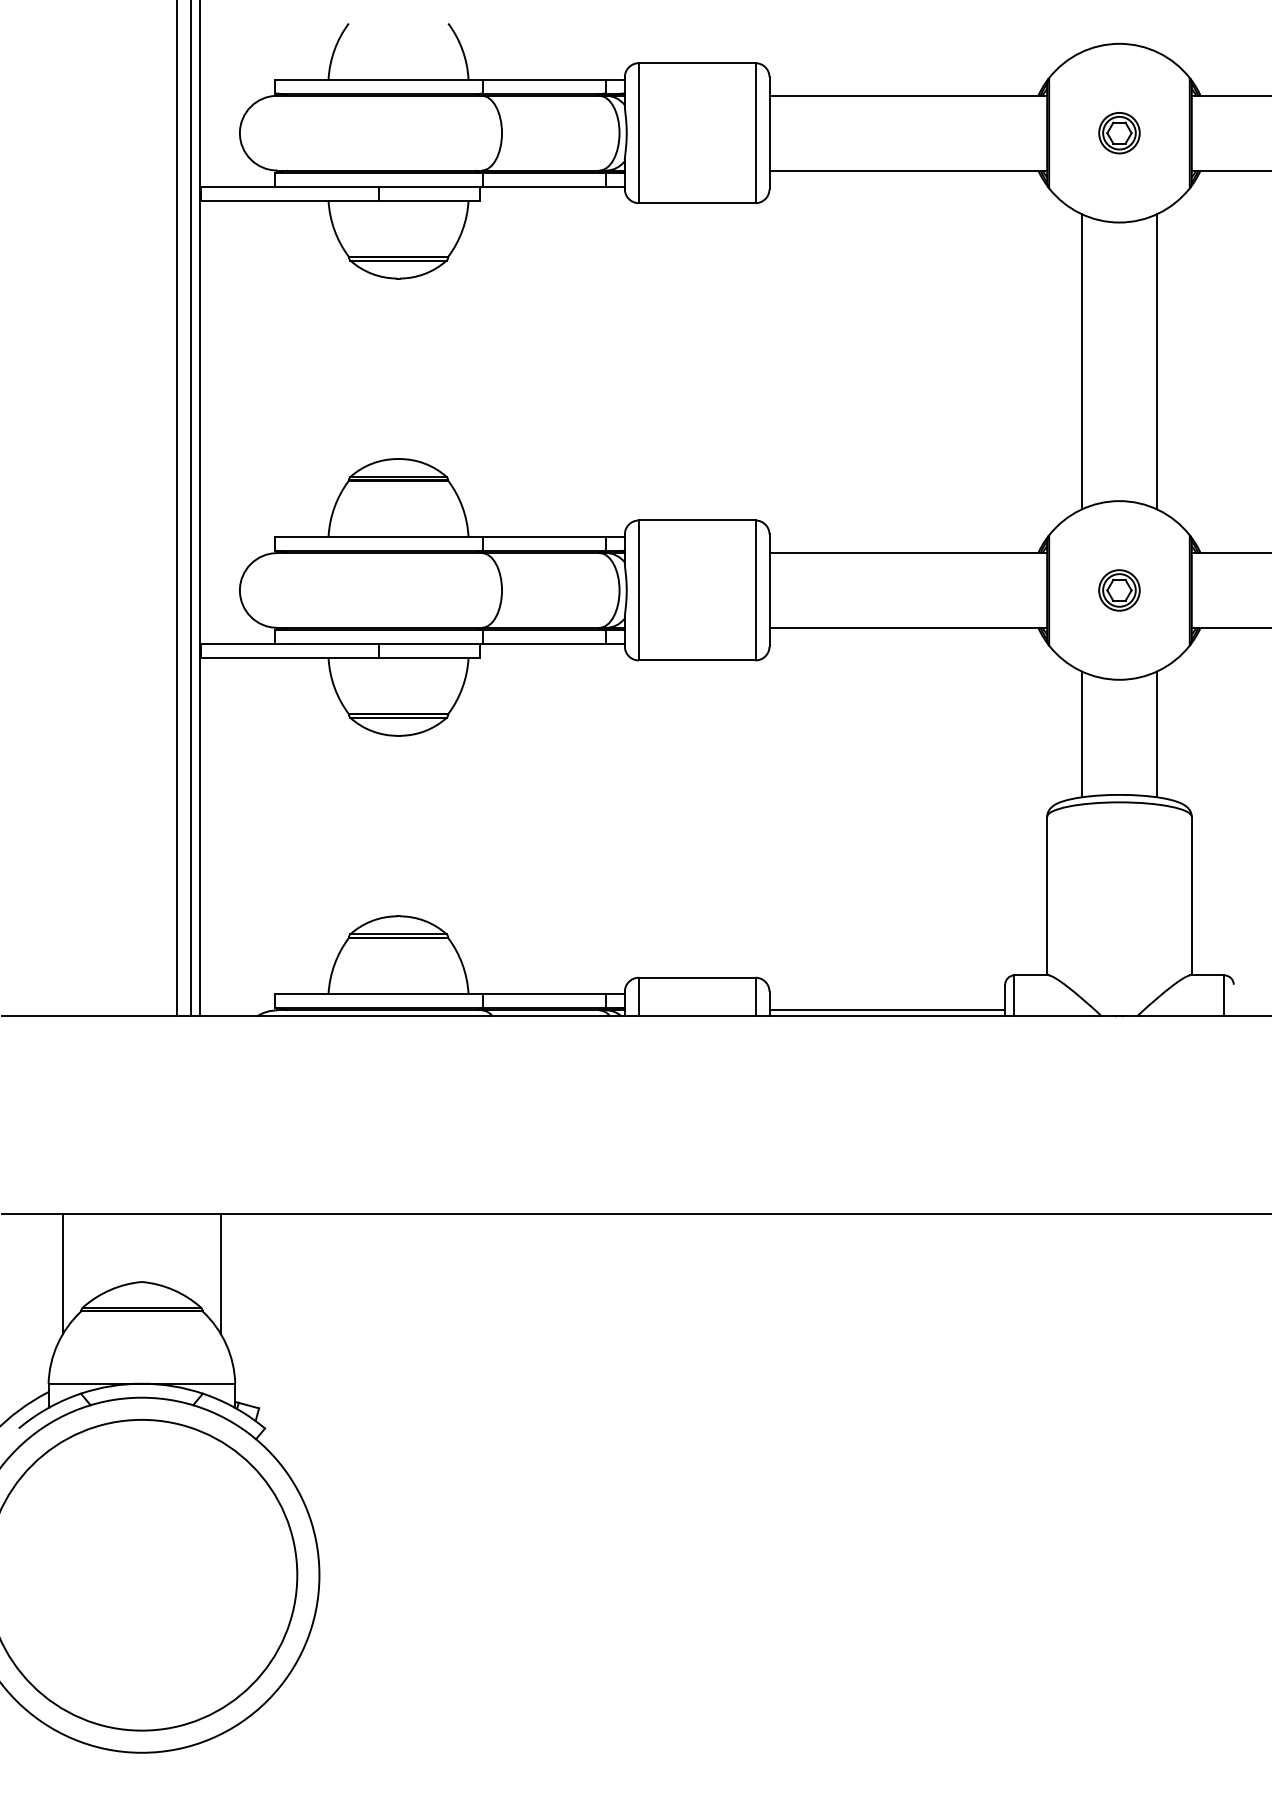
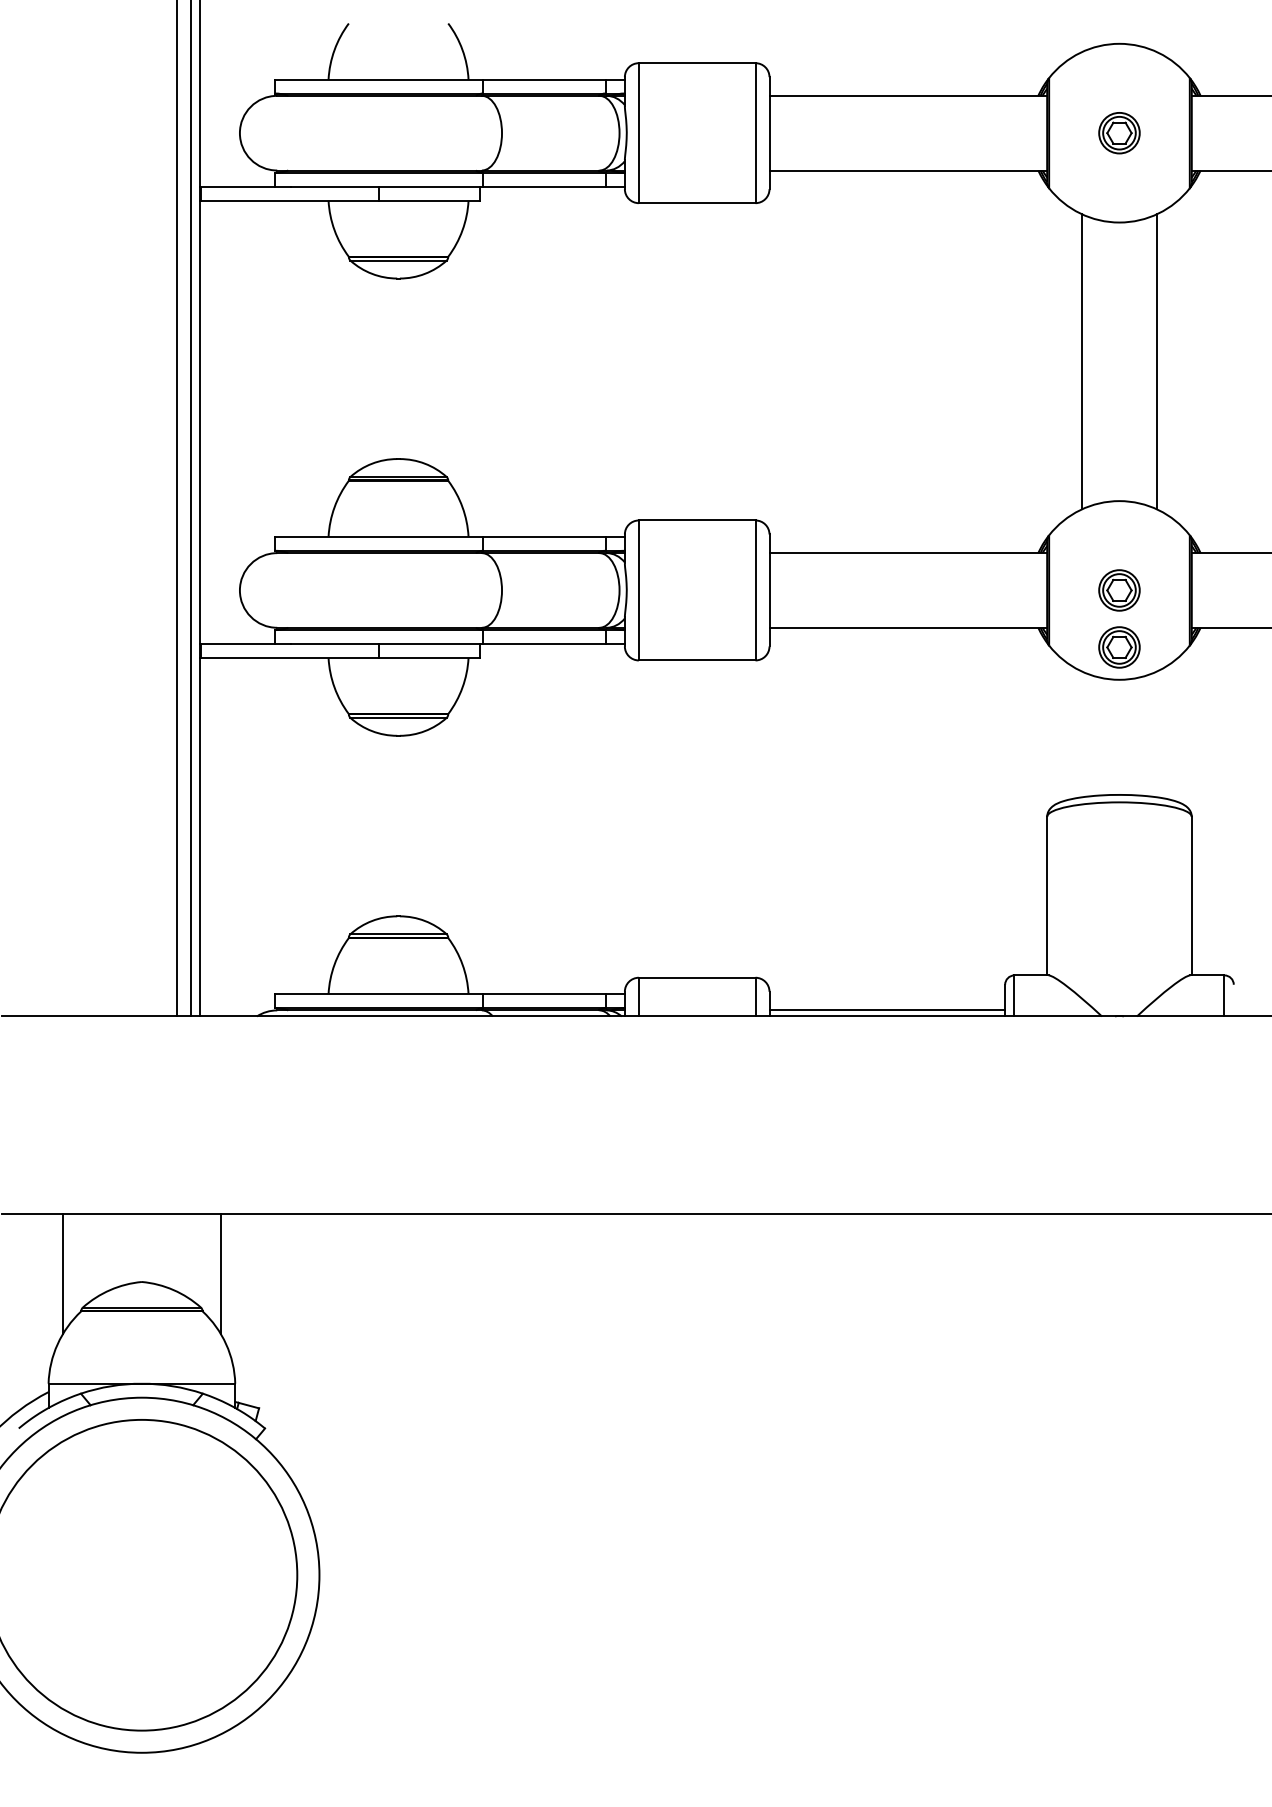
part: none -> present (1119, 647)
line: present -> none (1082, 734)
line: present -> none (1156, 734)
